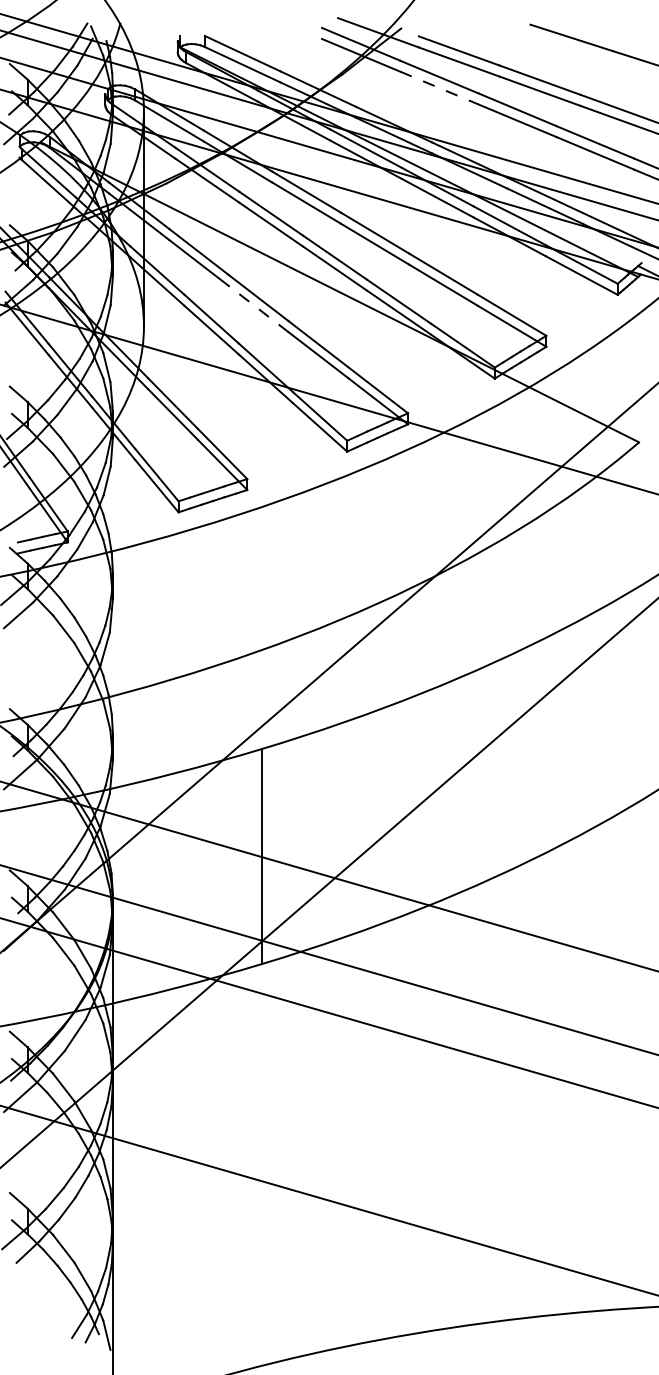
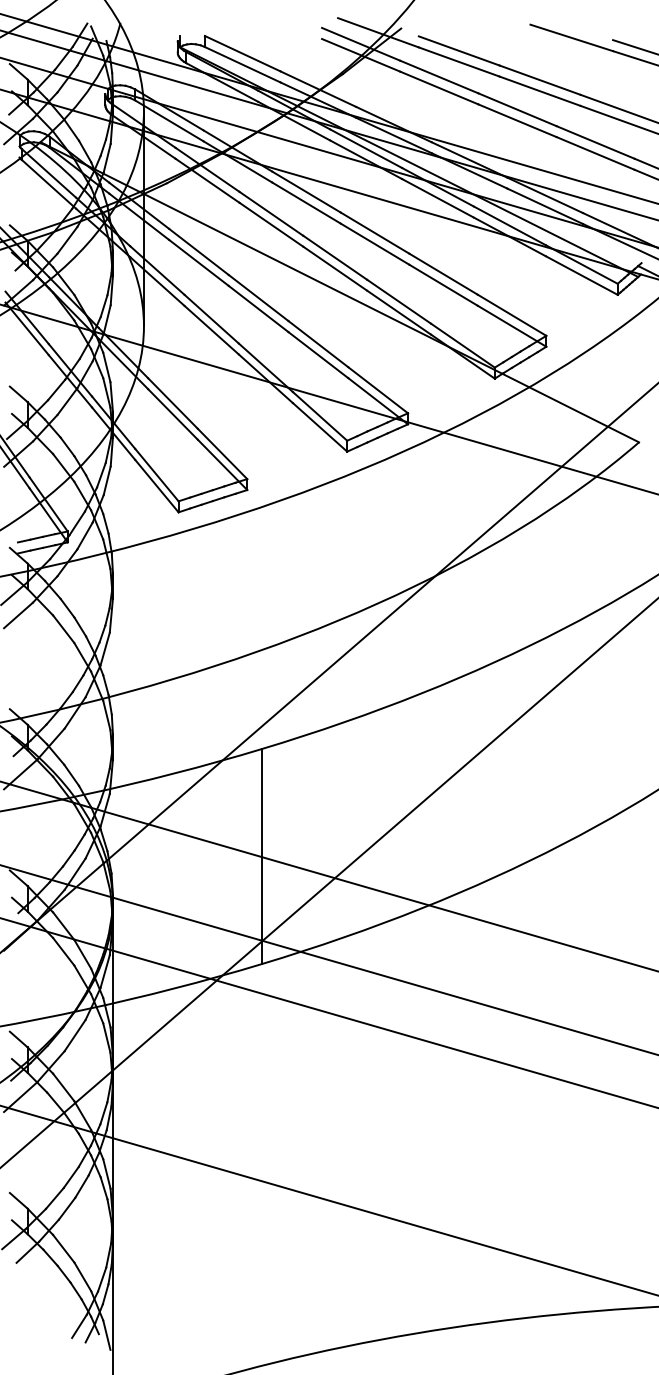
line: none -> present (634, 46)
line: dashed -> solid (439, 88)
line: dashed -> solid (258, 309)
